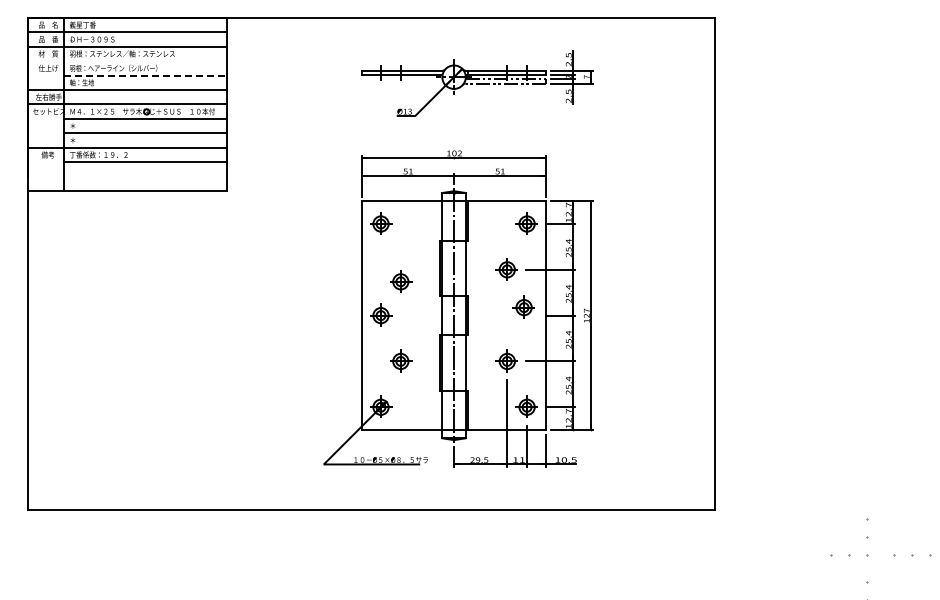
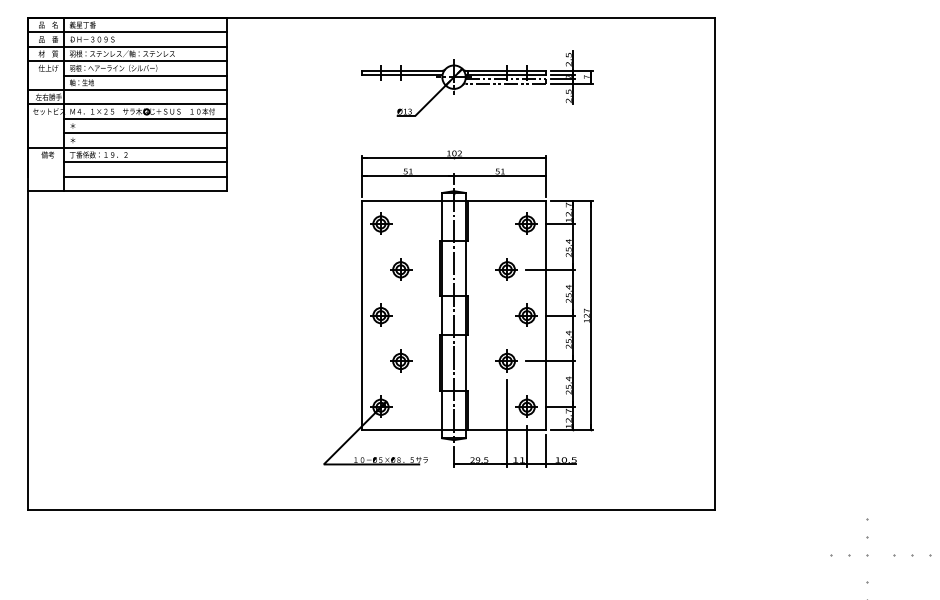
line: none -> present (127, 61)
line: dashed -> solid (145, 75)
line: none -> present (145, 176)
part position: (401, 281) -> (401, 269) (401, 269)
part position: (523, 306) -> (526, 314) (526, 314)
